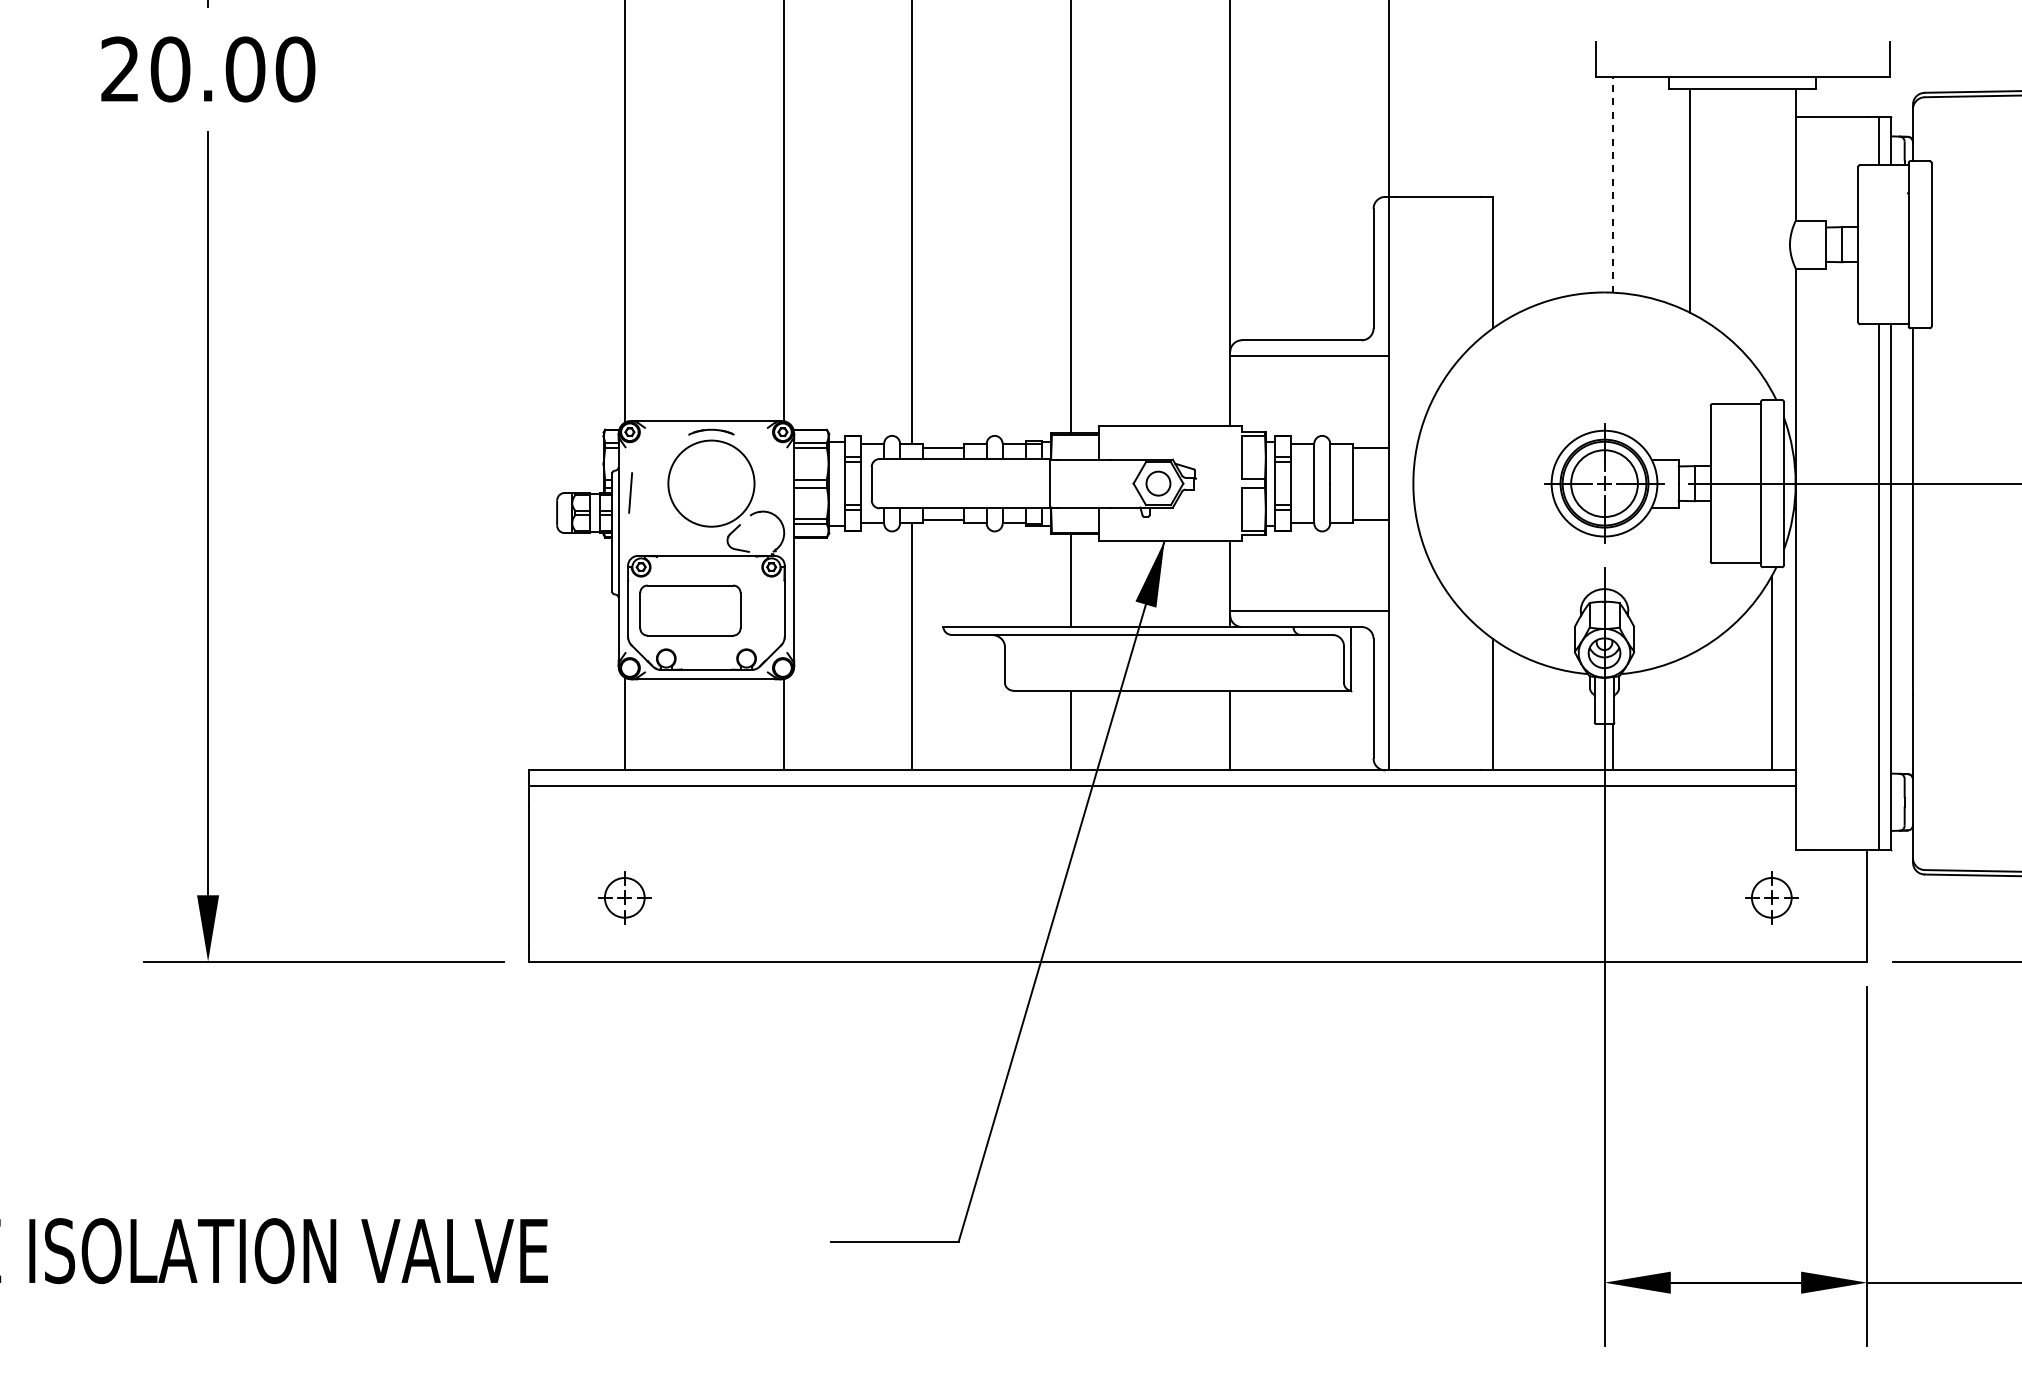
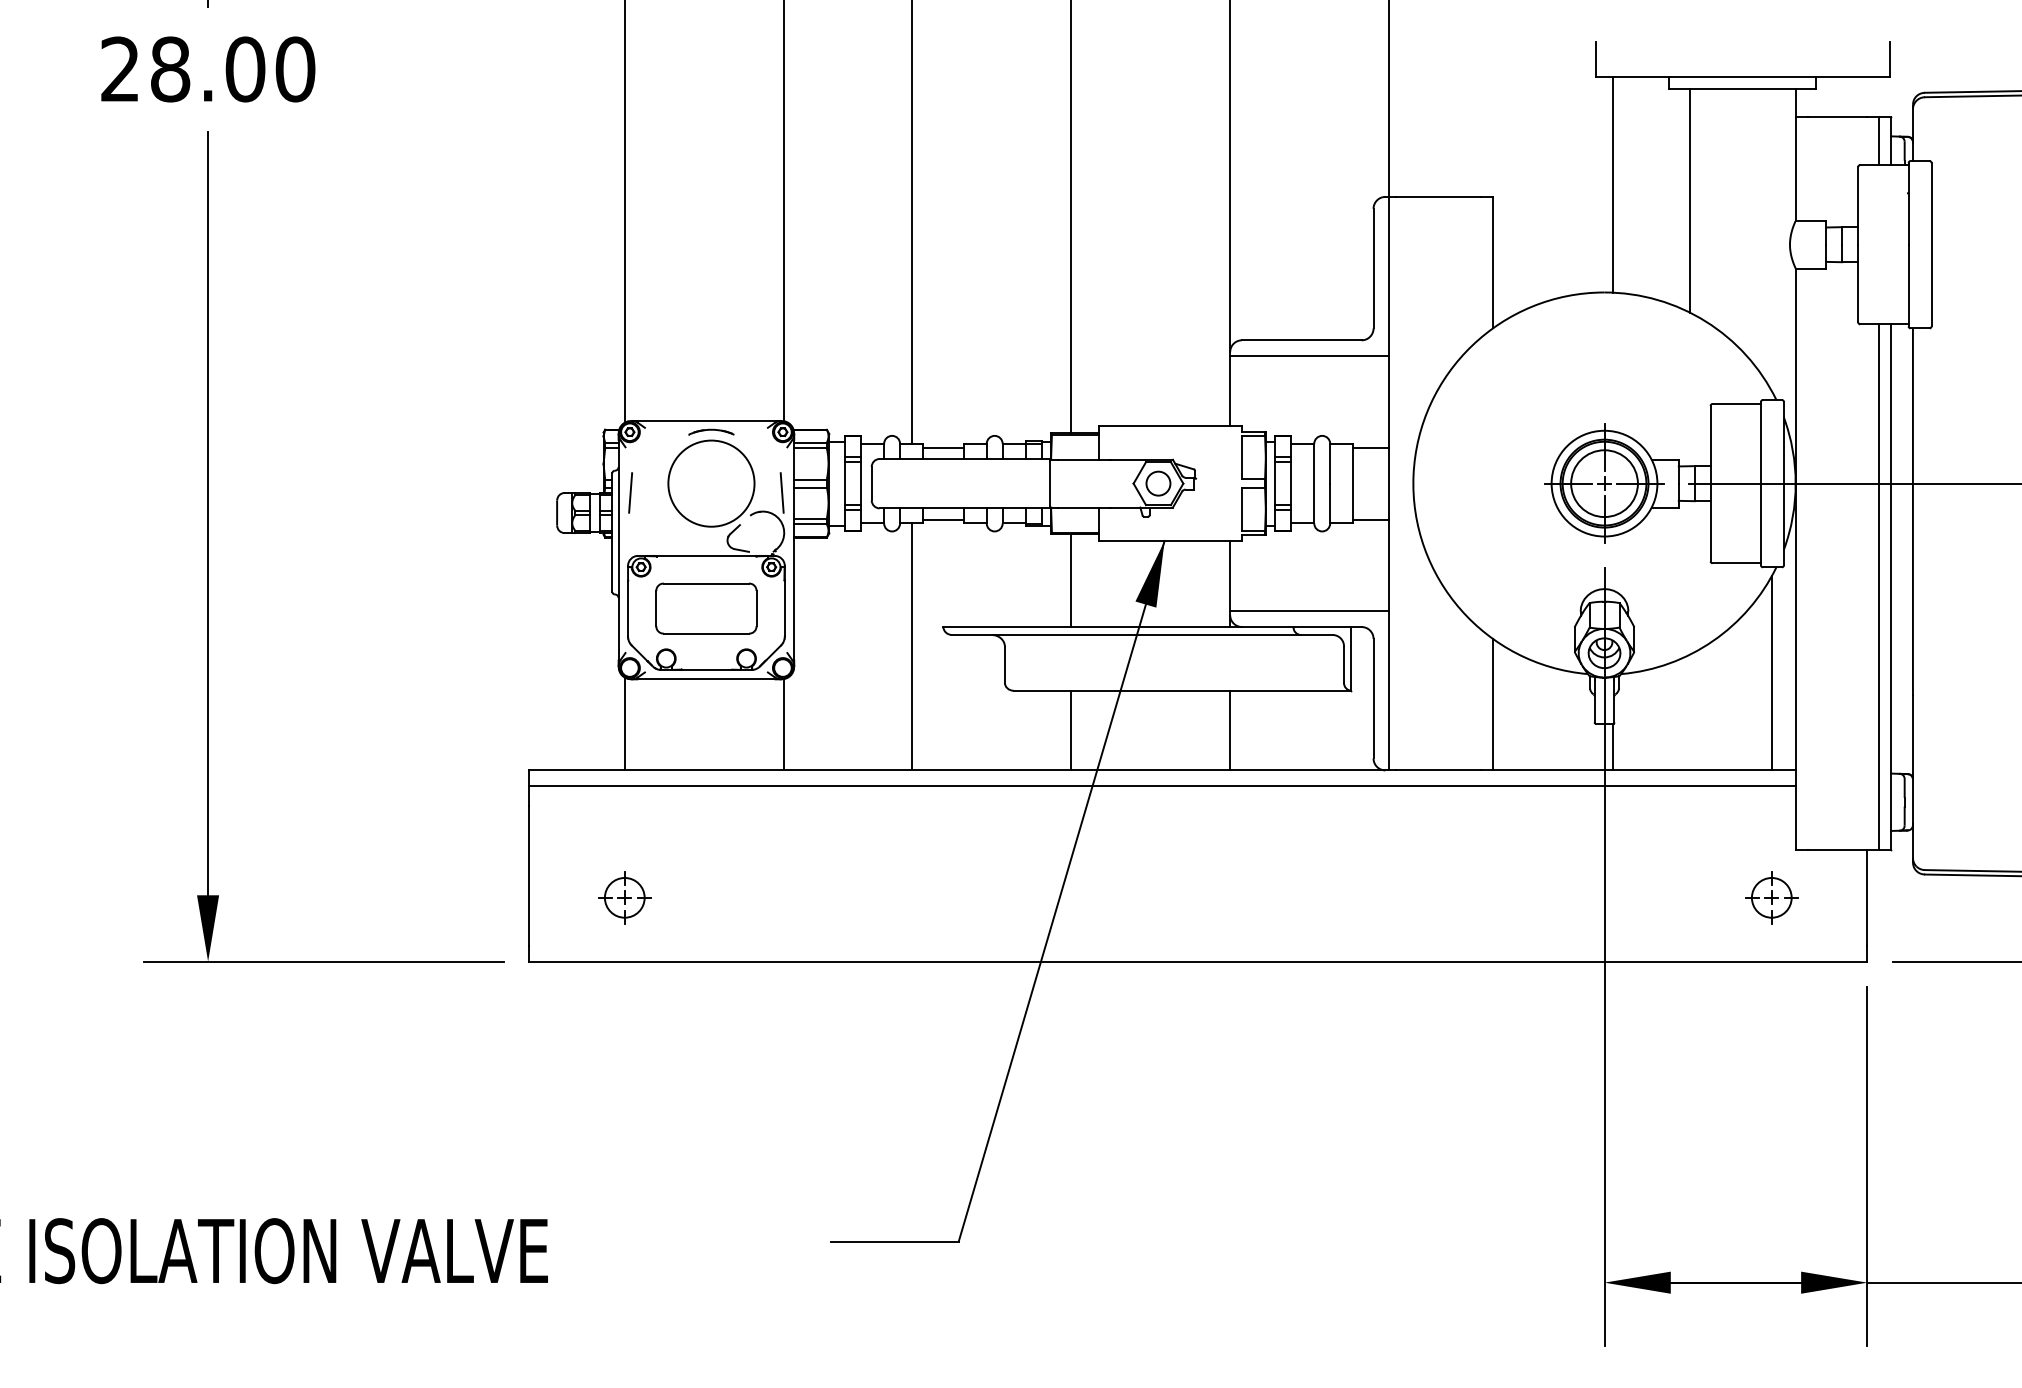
text: 20.00 -> 28.00 (170, 69)
line: dashed -> solid (1612, 184)
line: none -> present (781, 492)
part position: (690, 610) -> (706, 608) (706, 608)
